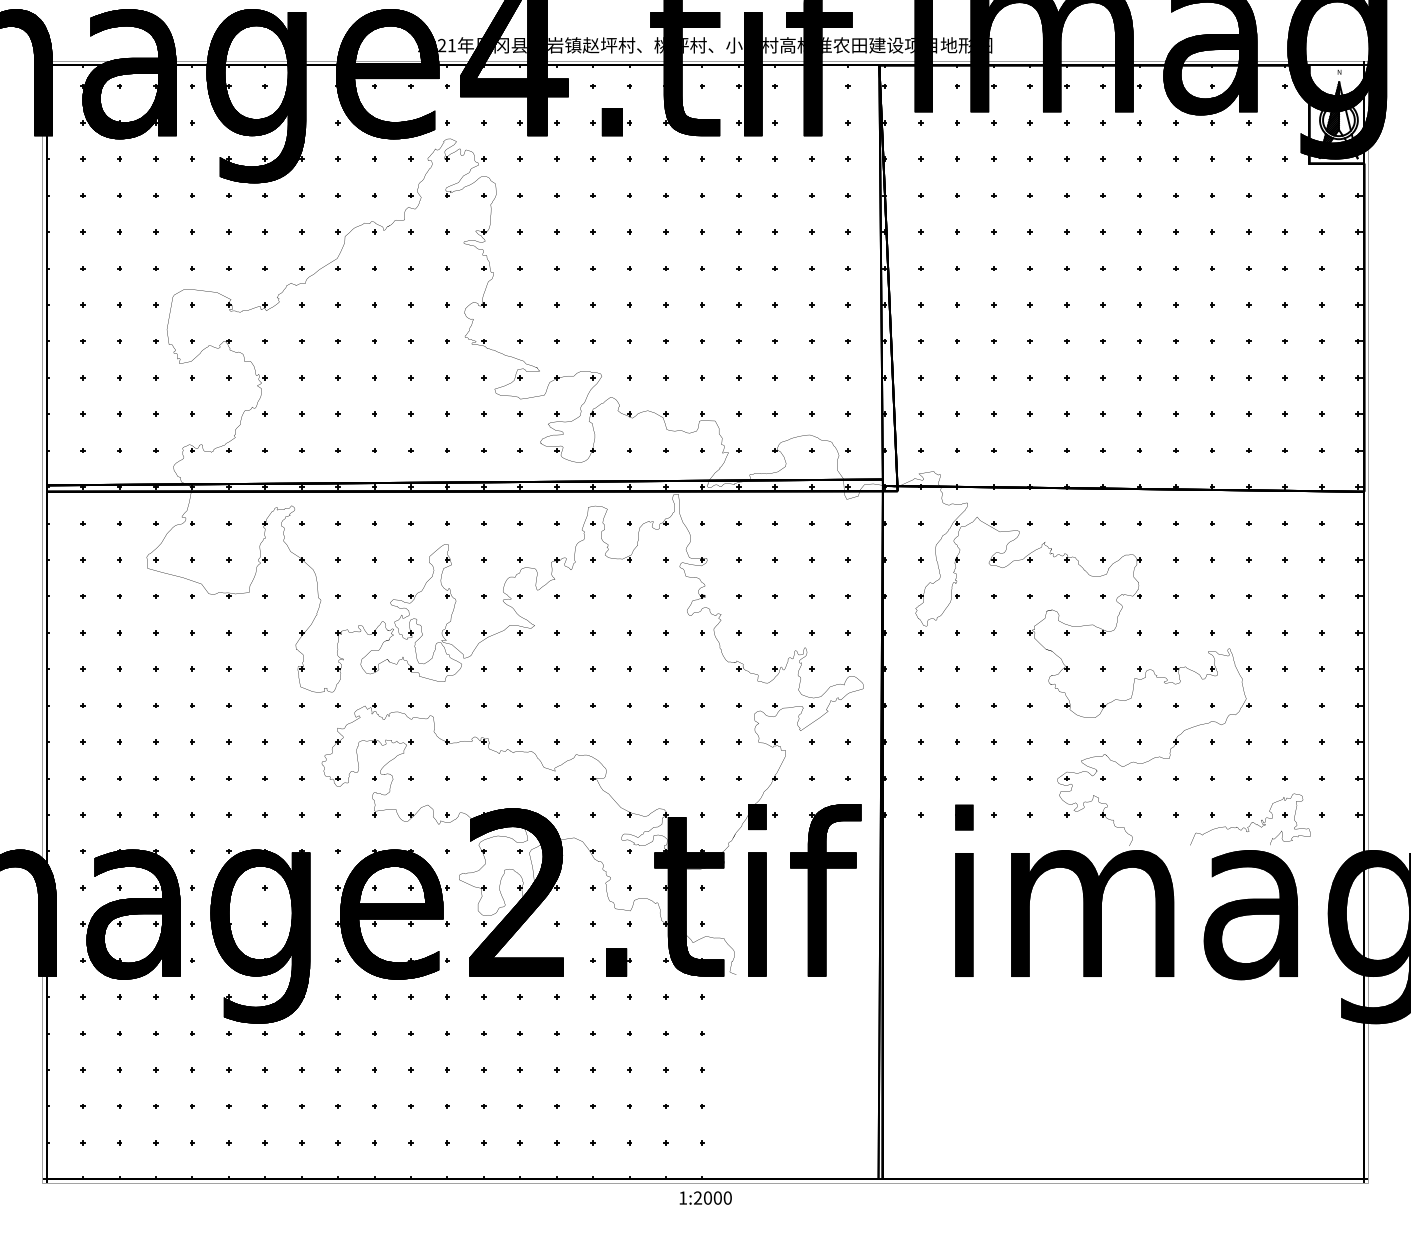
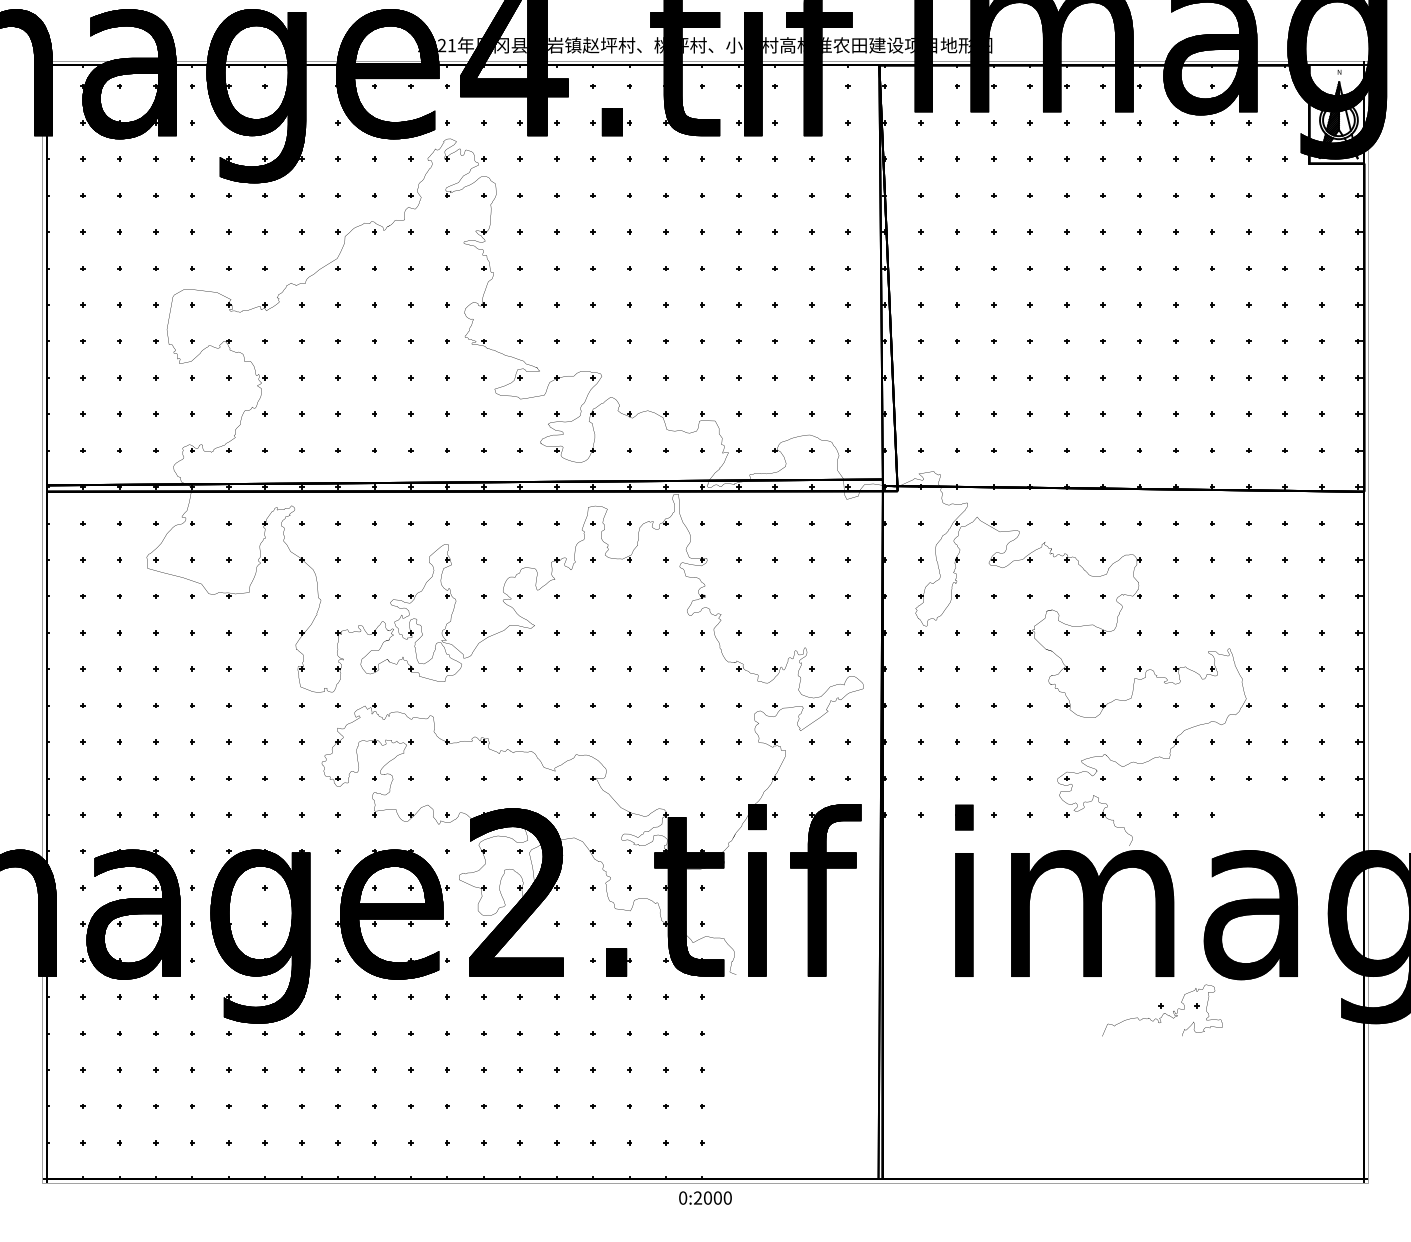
part position: (1250, 819) -> (1162, 1010) (1162, 1010)
text: 1:2000 -> 0:2000 (683, 1197)
